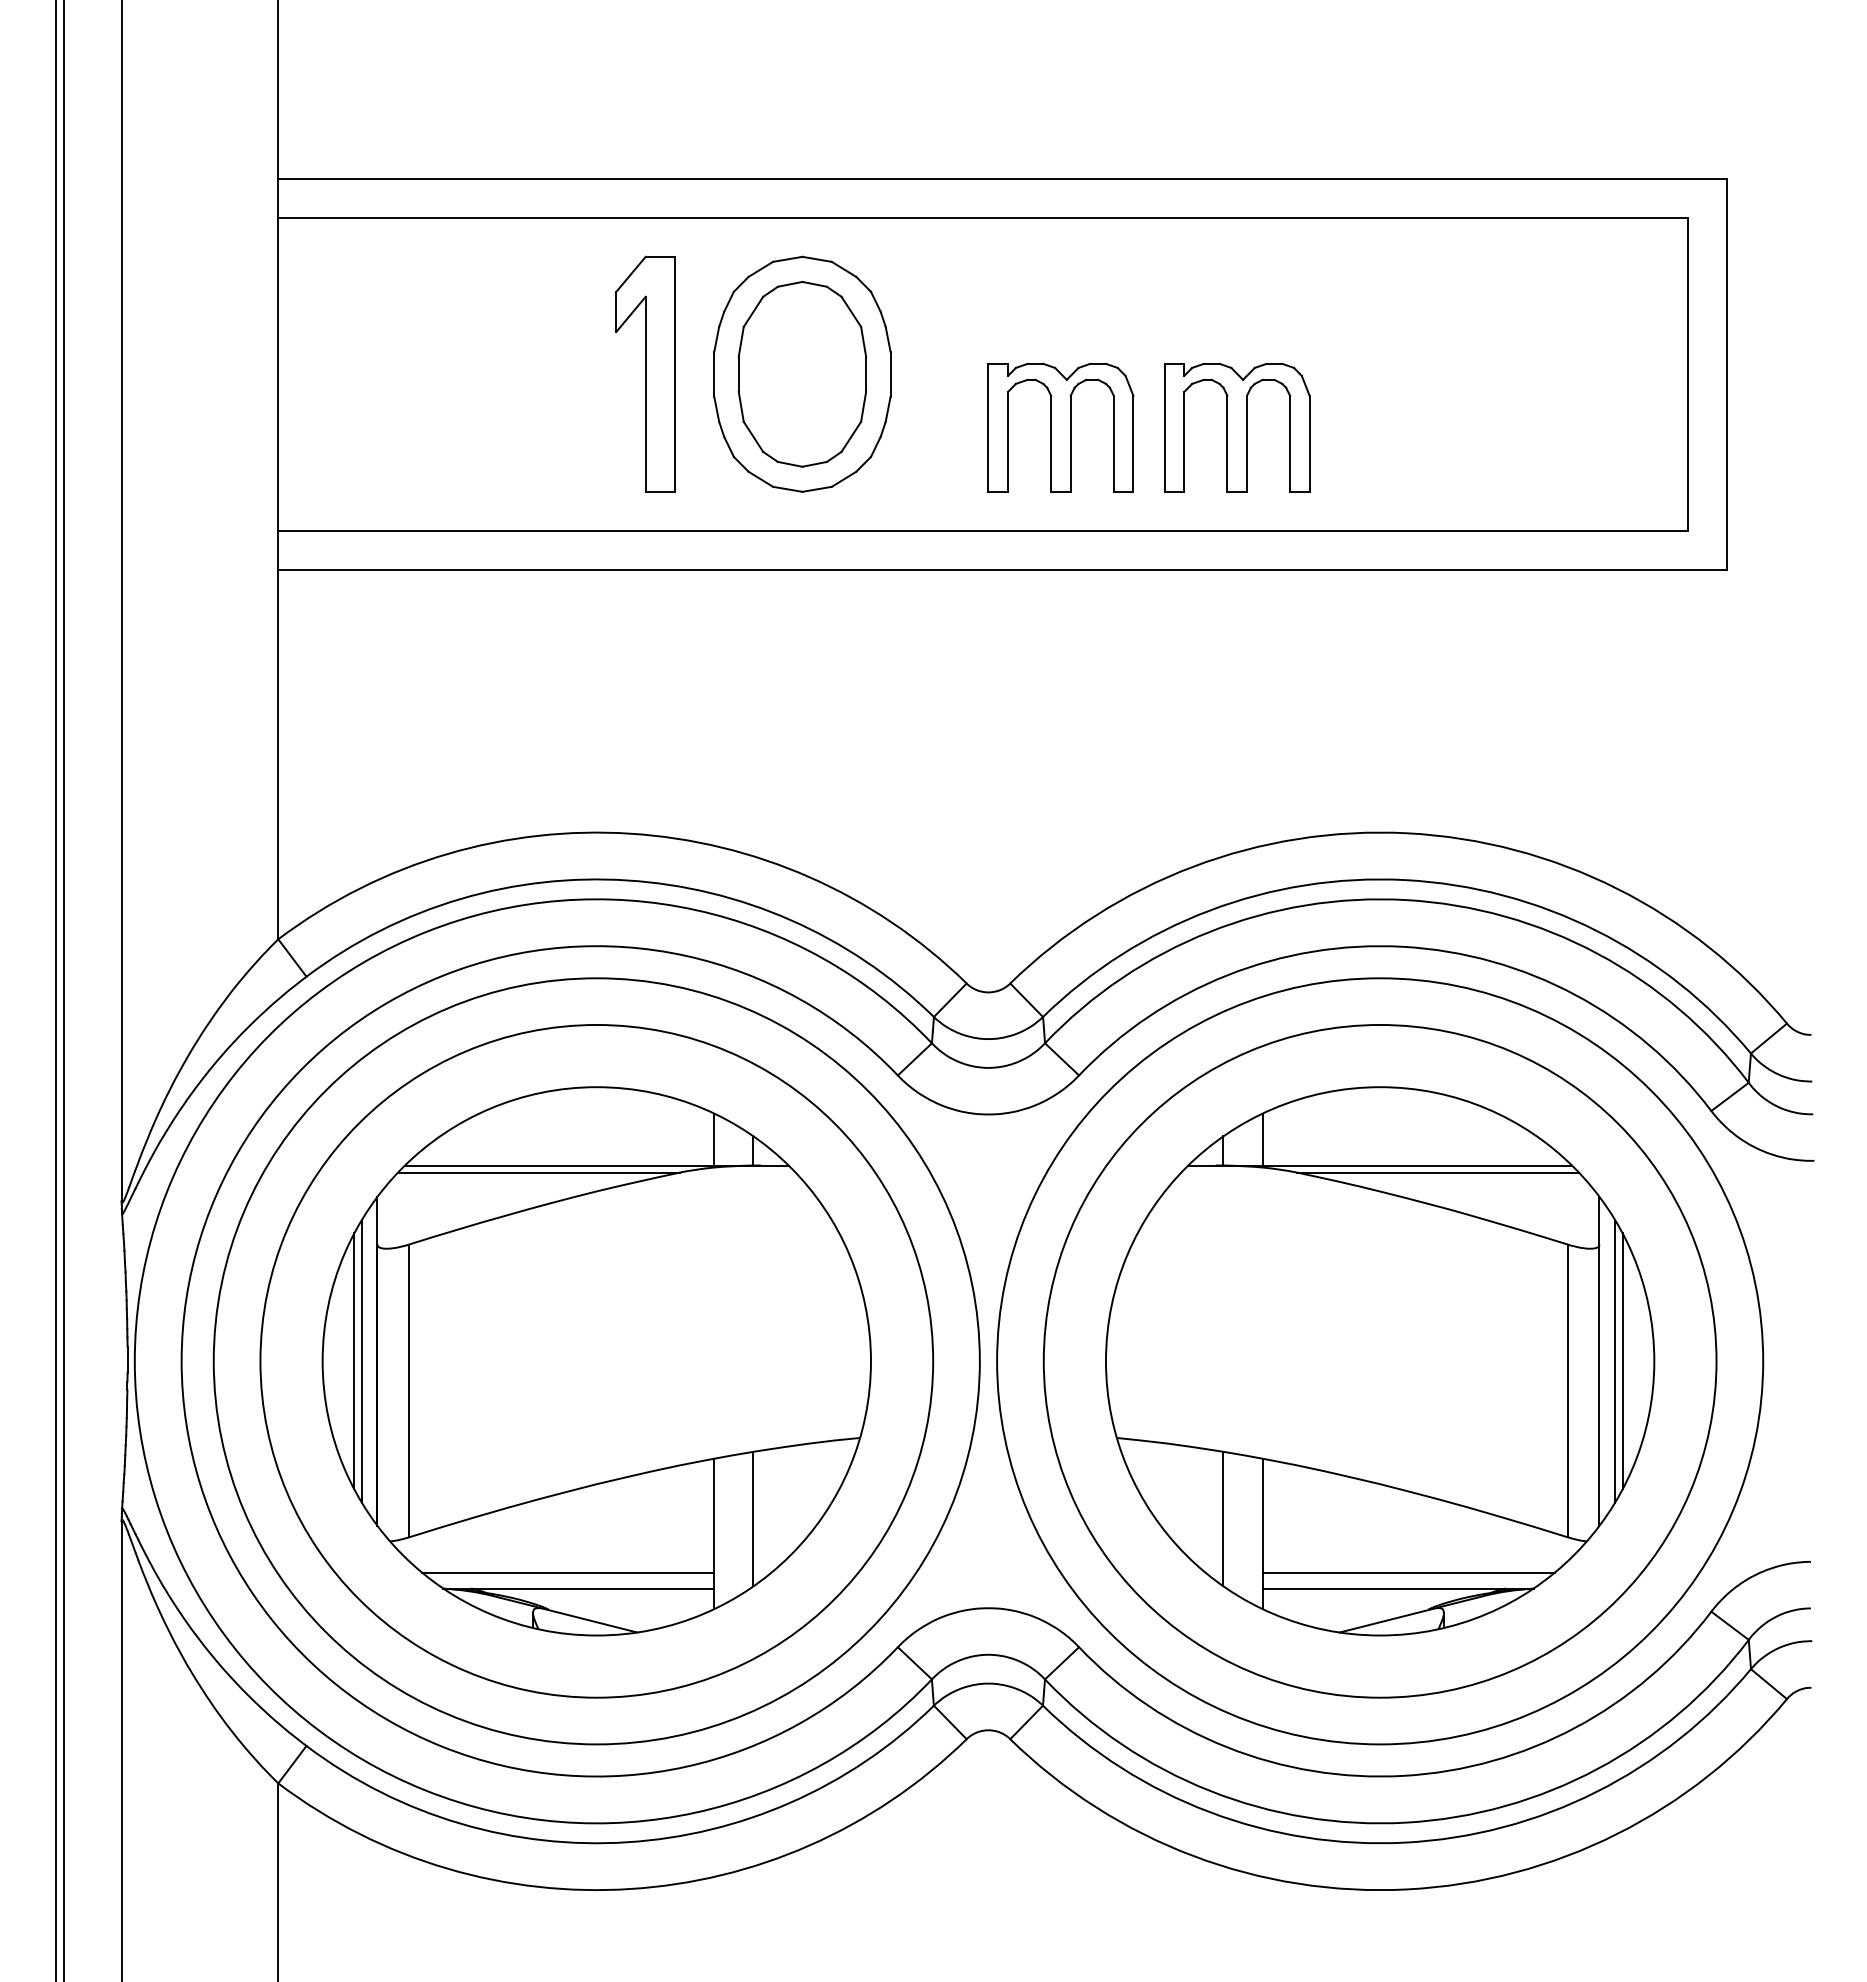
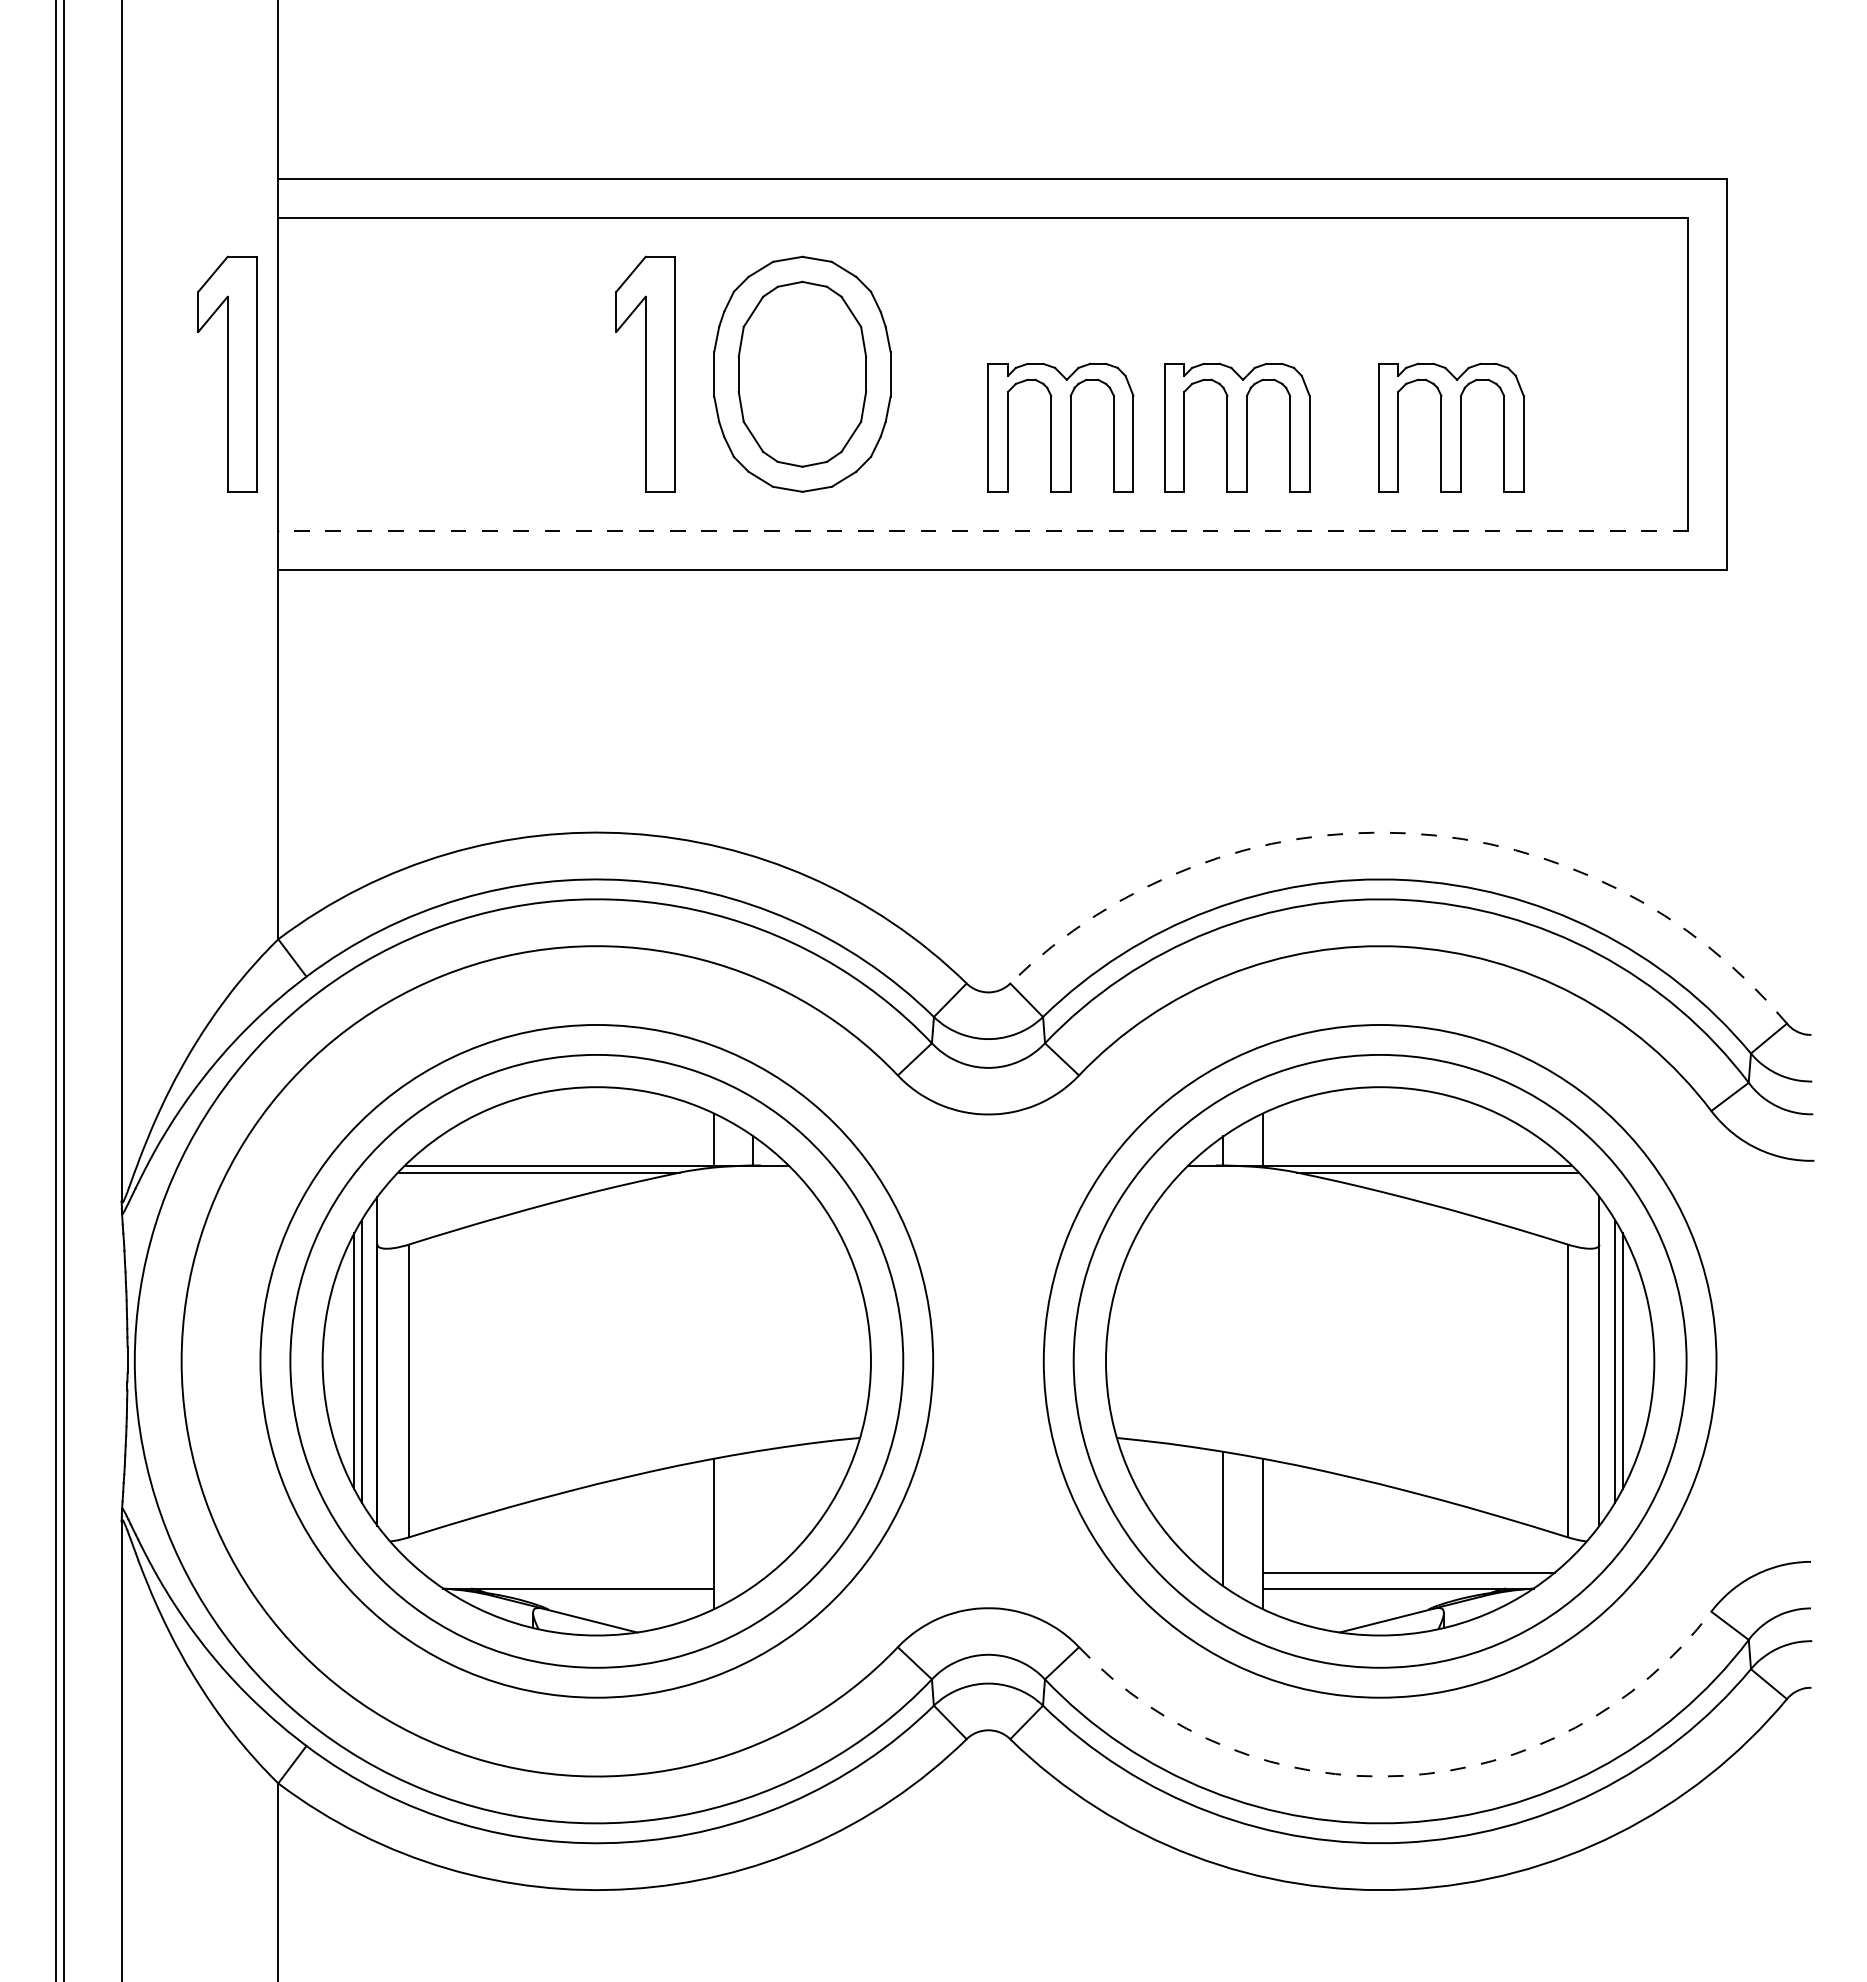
part: none -> present (227, 373)
part: none -> present (1451, 427)
line: solid -> dashed (982, 531)
arc: solid -> dashed (1407, 833)
circle diameter: 766 px -> 613 px (596, 1360)
circle diameter: 766 px -> 613 px (1379, 1360)
line: present -> none (753, 1518)
line: present -> none (568, 1572)
arc: solid -> dashed (1403, 1775)
